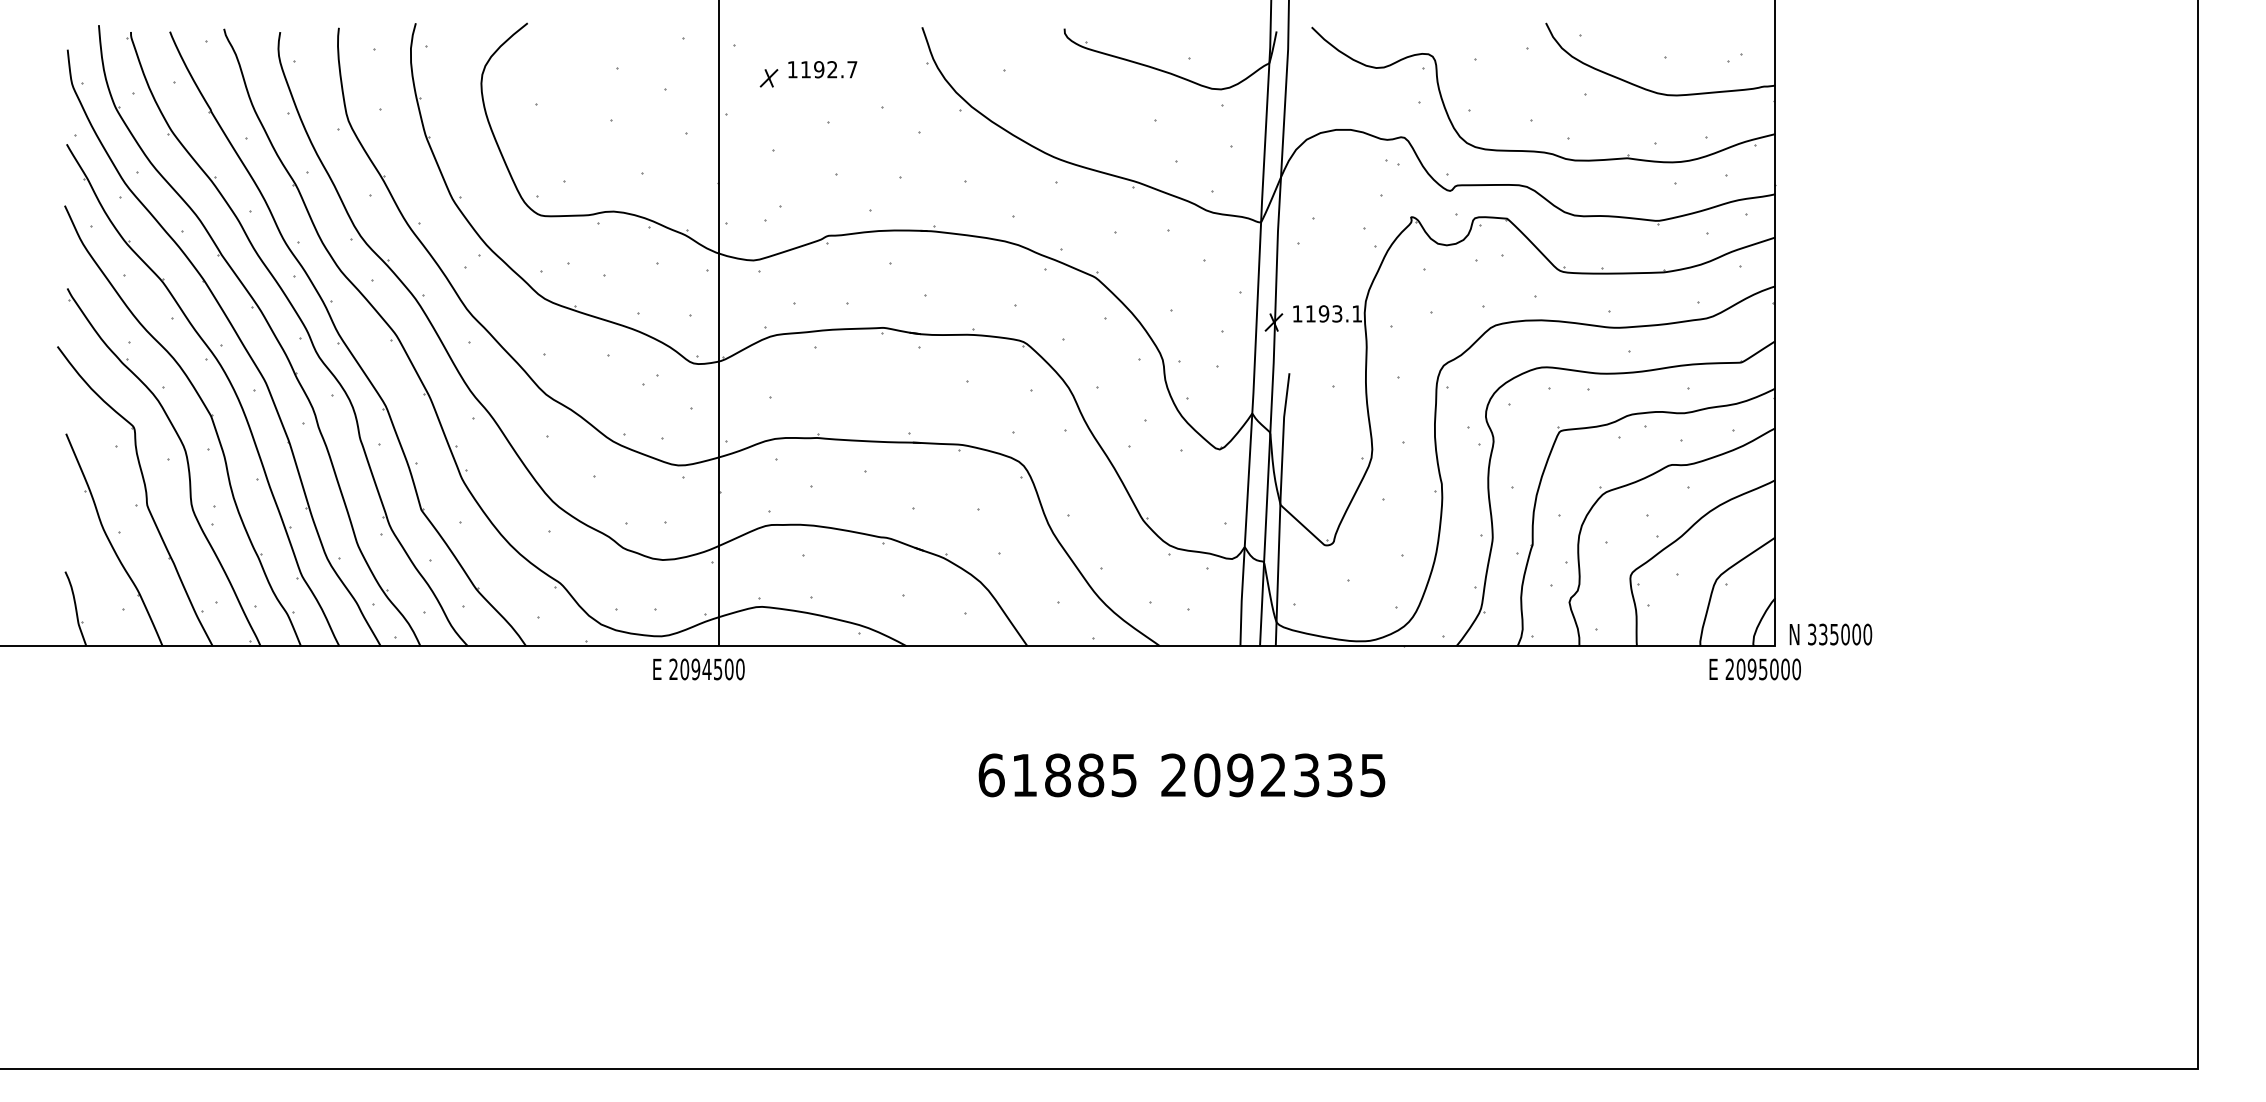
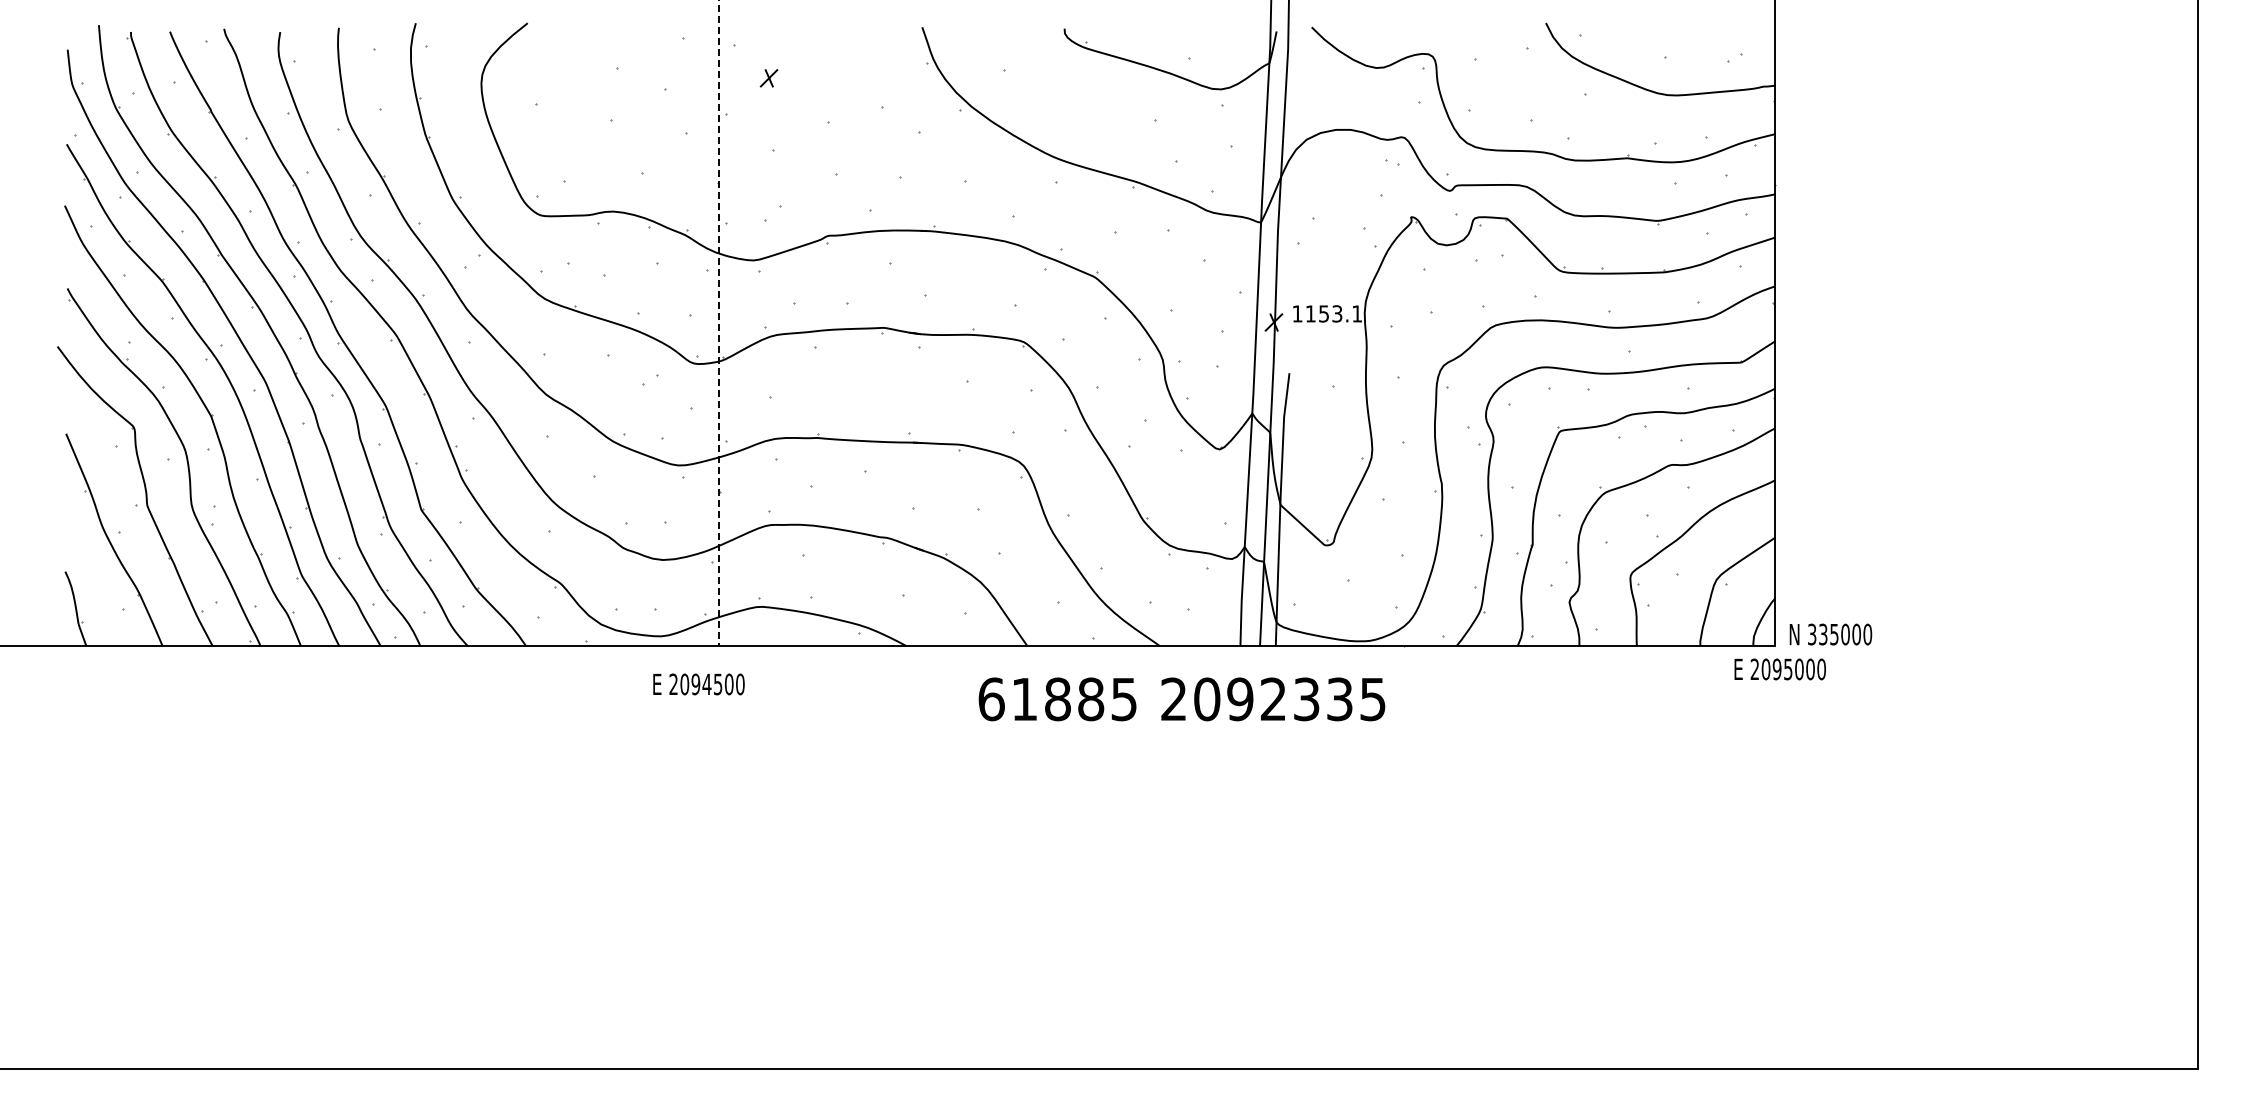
part: present -> none (822, 69)
text: 1193.1 -> 1153.1 (1323, 313)
line: solid -> dashed (718, 323)
text position: (698, 669) -> (698, 684) (698, 684)
text position: (1754, 669) -> (1779, 669) (1779, 669)
text position: (1181, 775) -> (1181, 699) (1181, 699)
